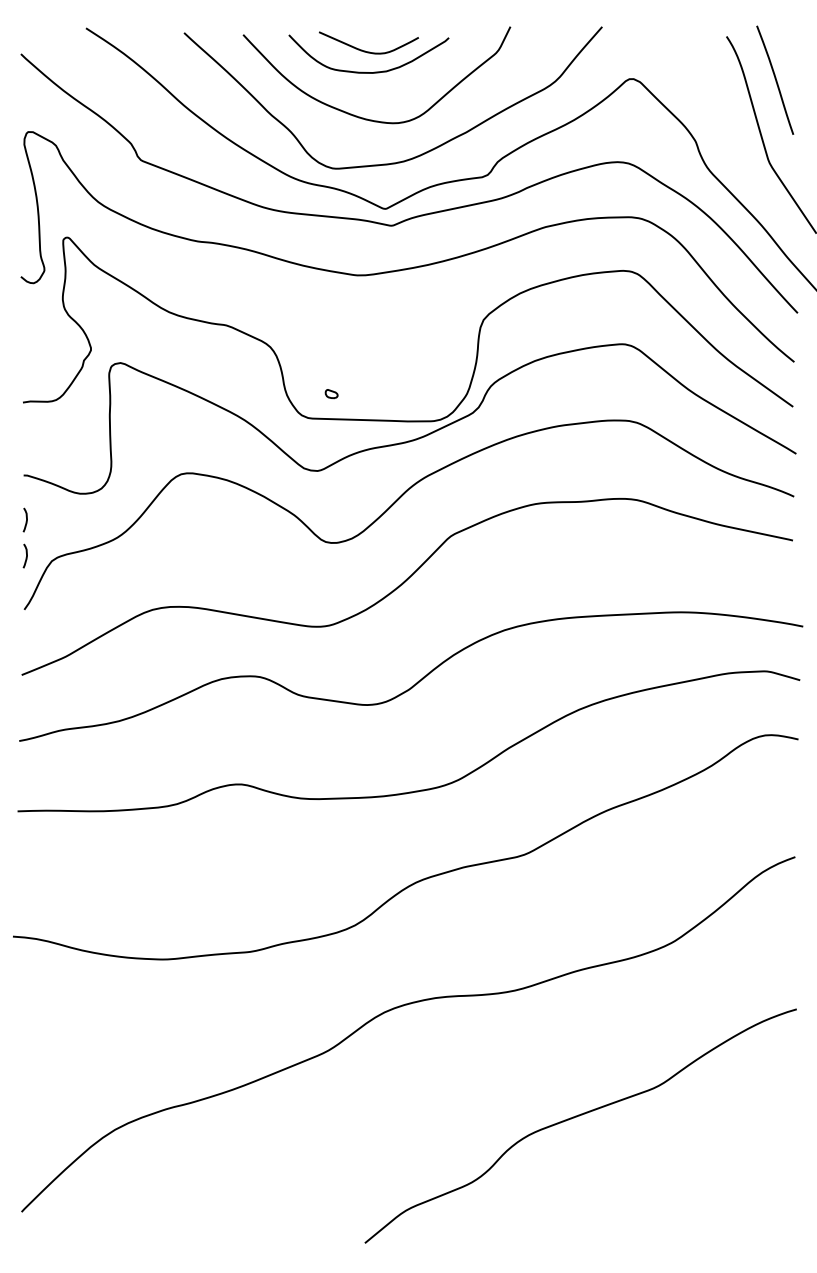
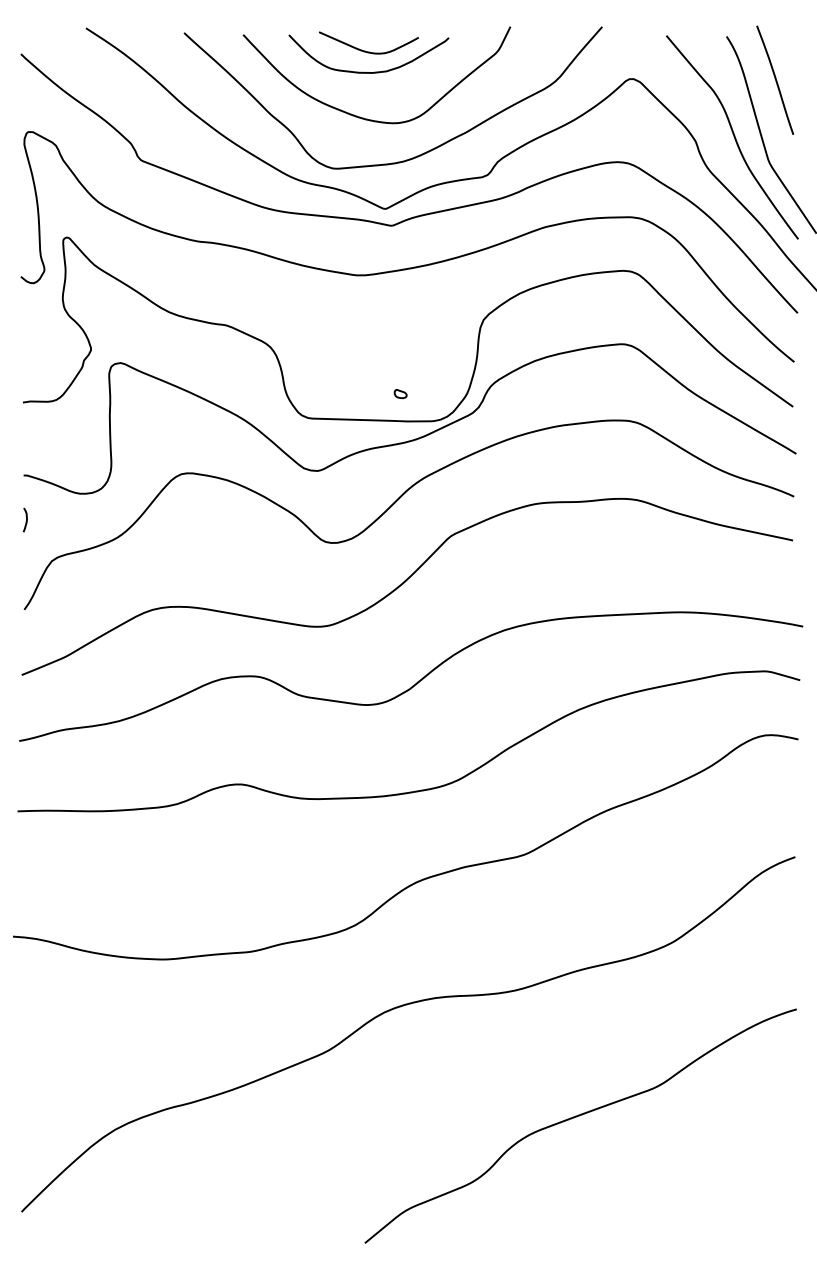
curve: none -> present (733, 136)
part position: (331, 394) -> (400, 394) (400, 394)
curve: present -> none (26, 555)
